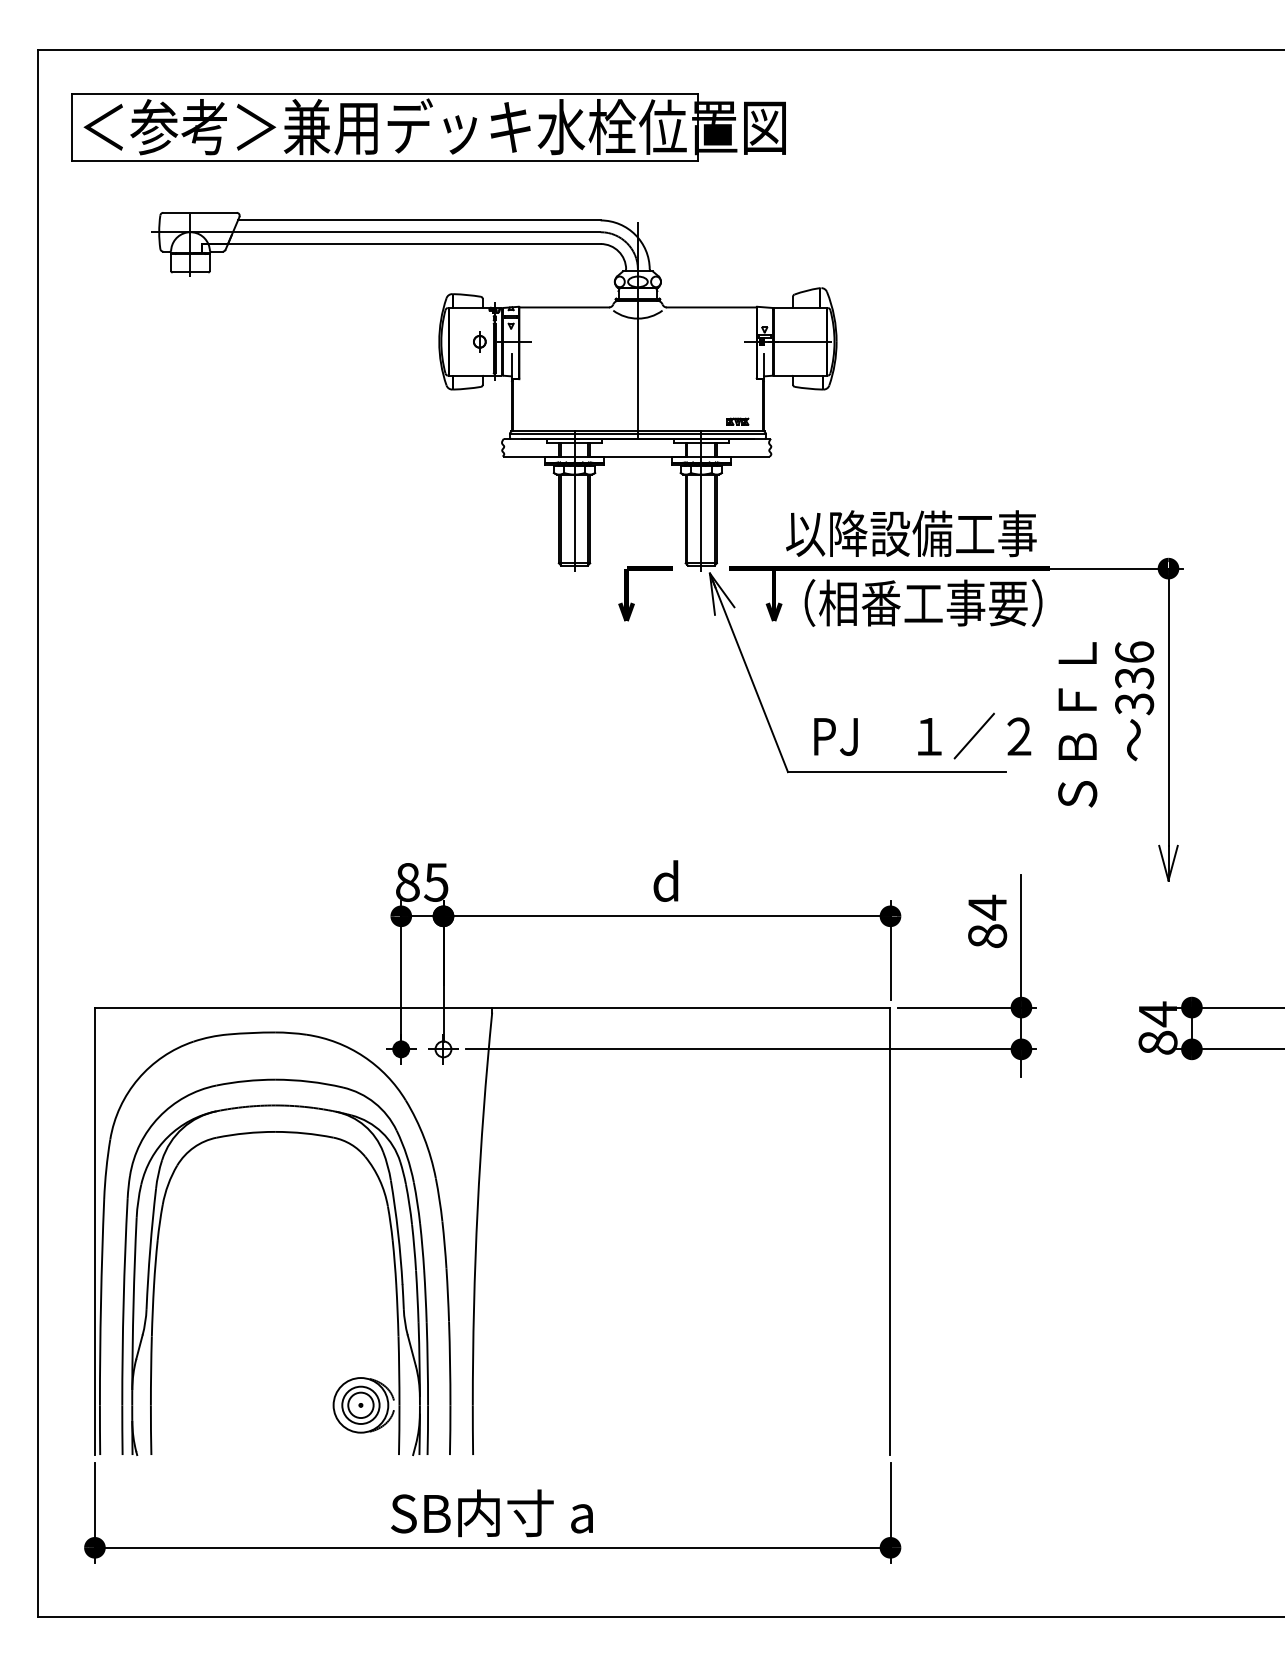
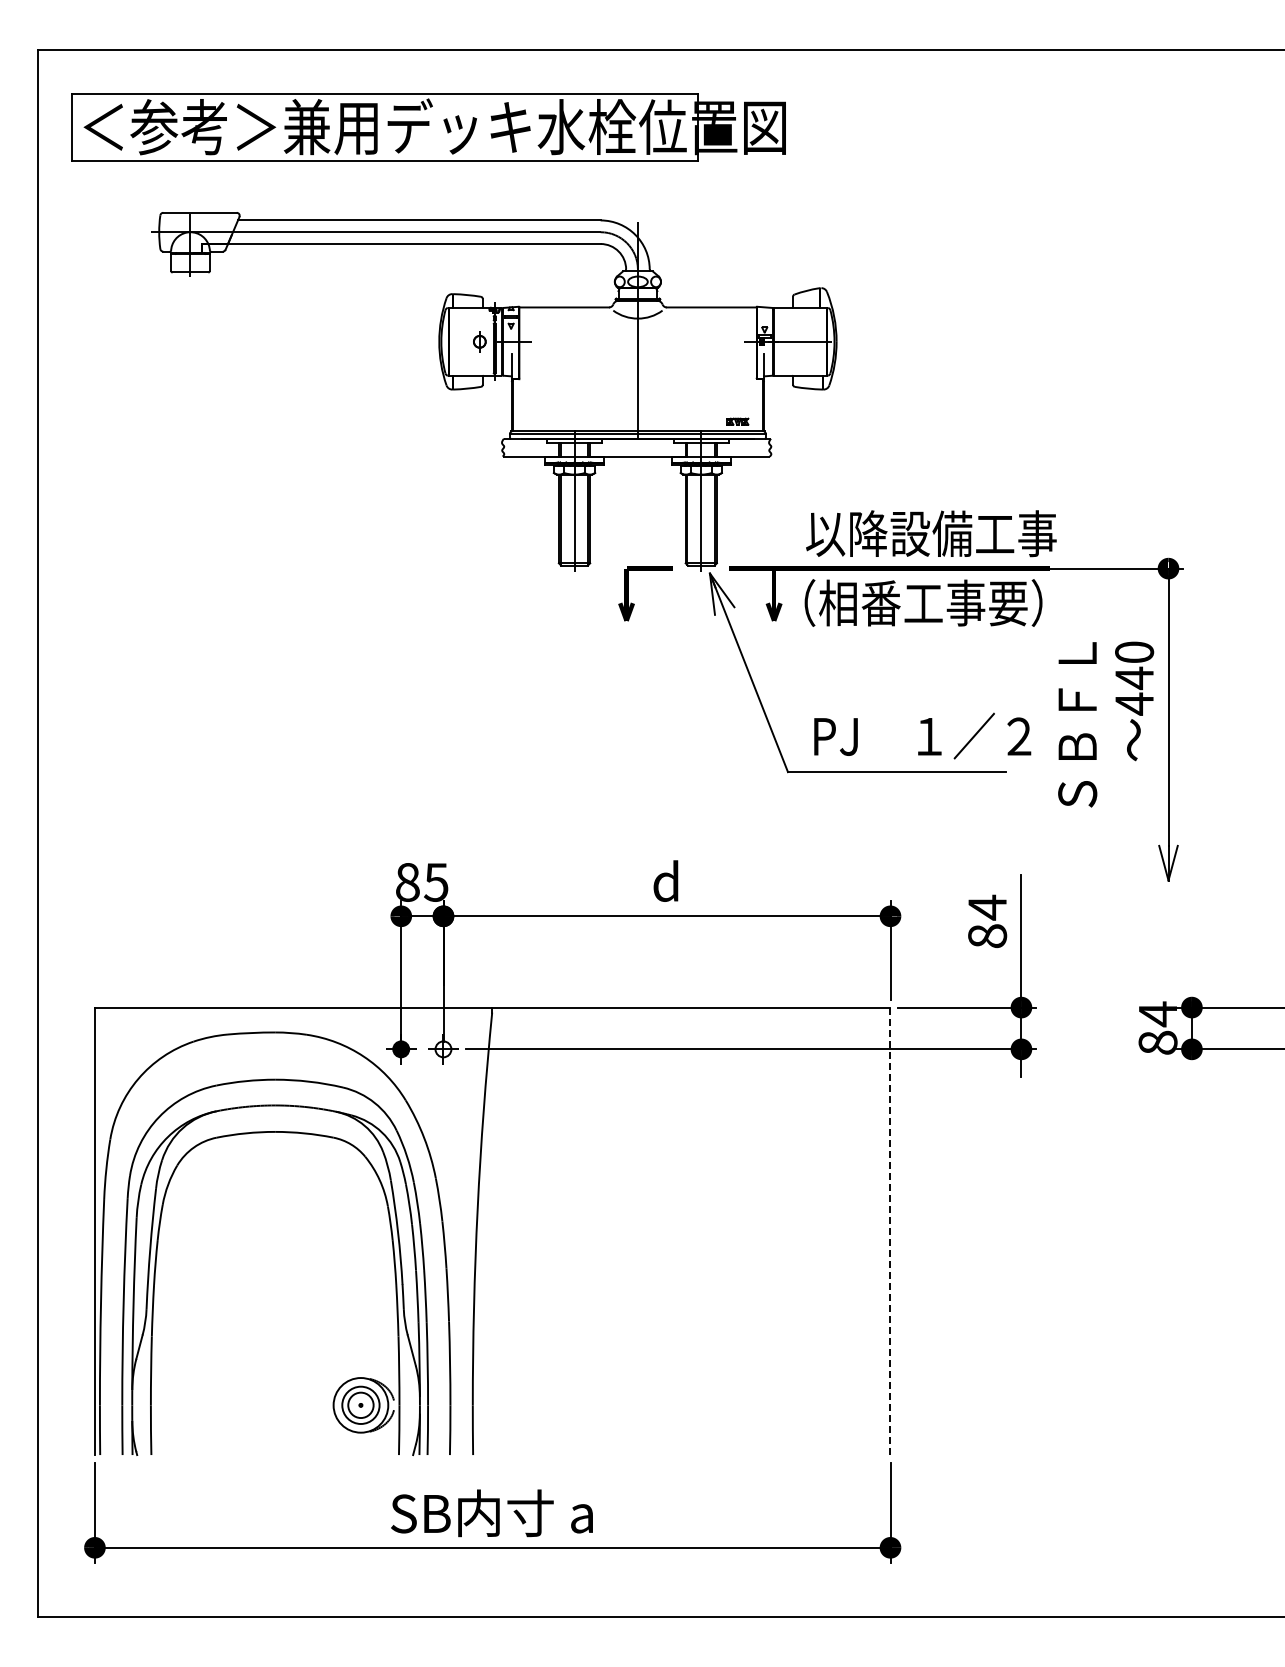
text position: (911, 533) -> (931, 533) (931, 533)
text: 336 -> 440 (1134, 678)
line: solid -> dashed (890, 1231)
